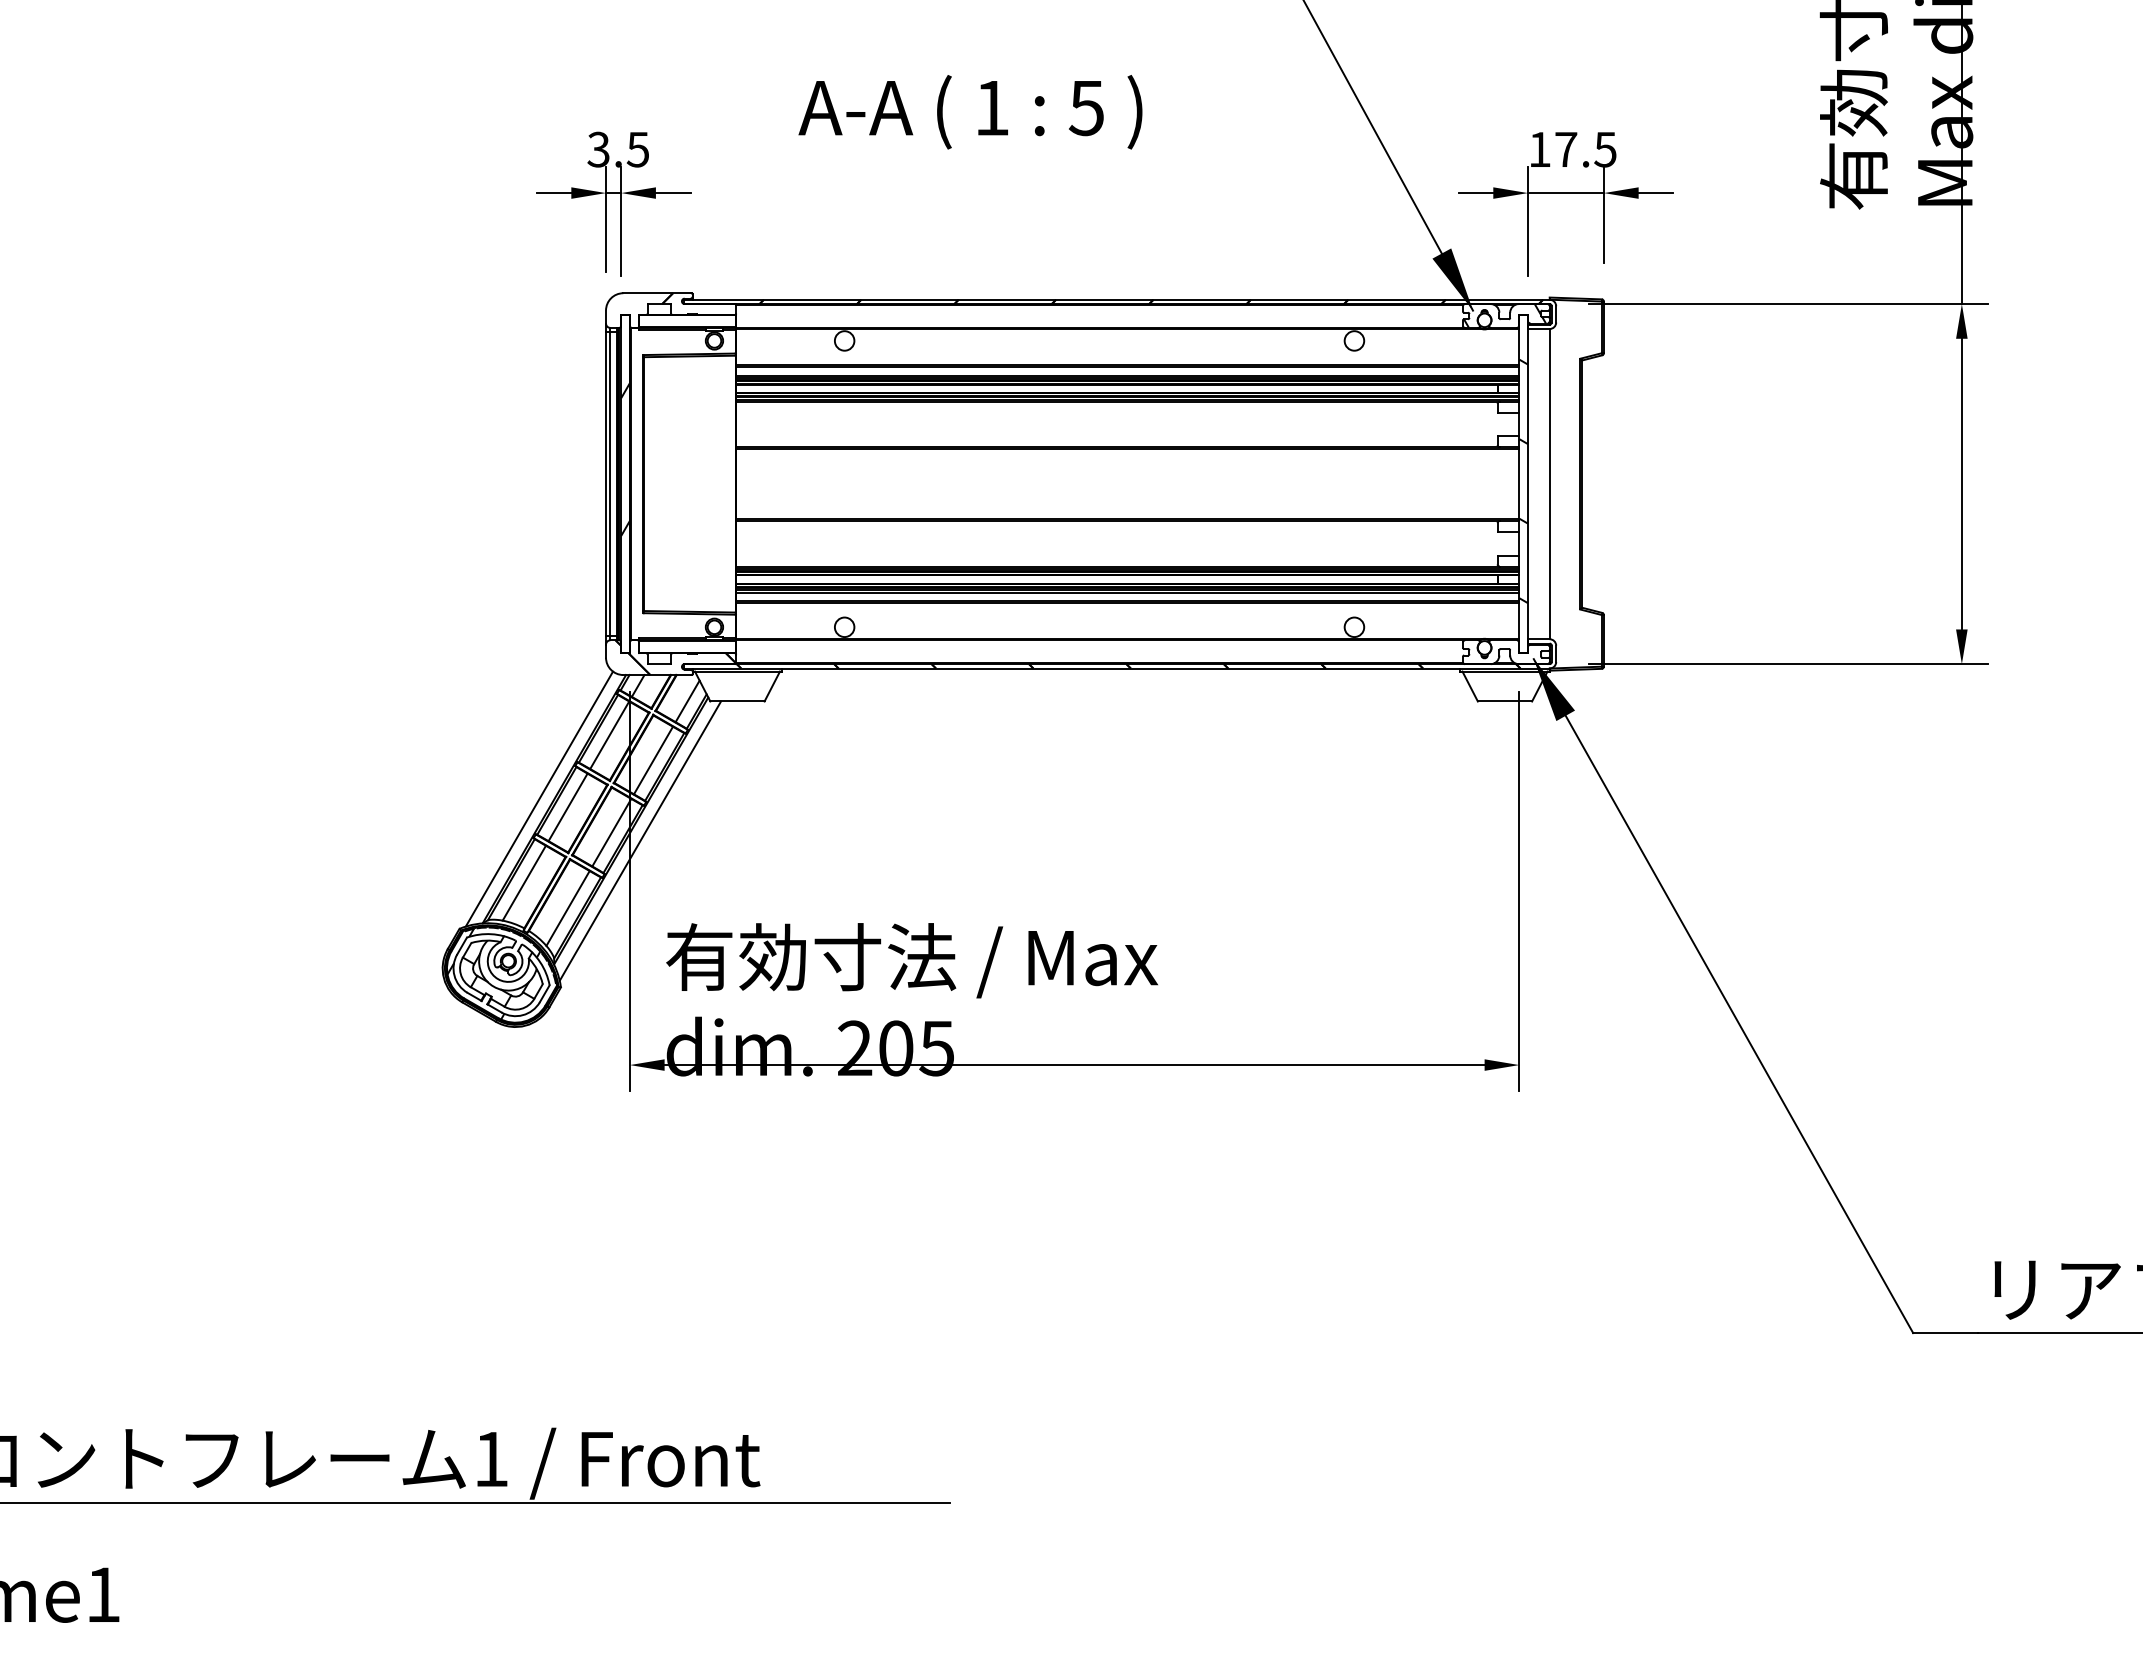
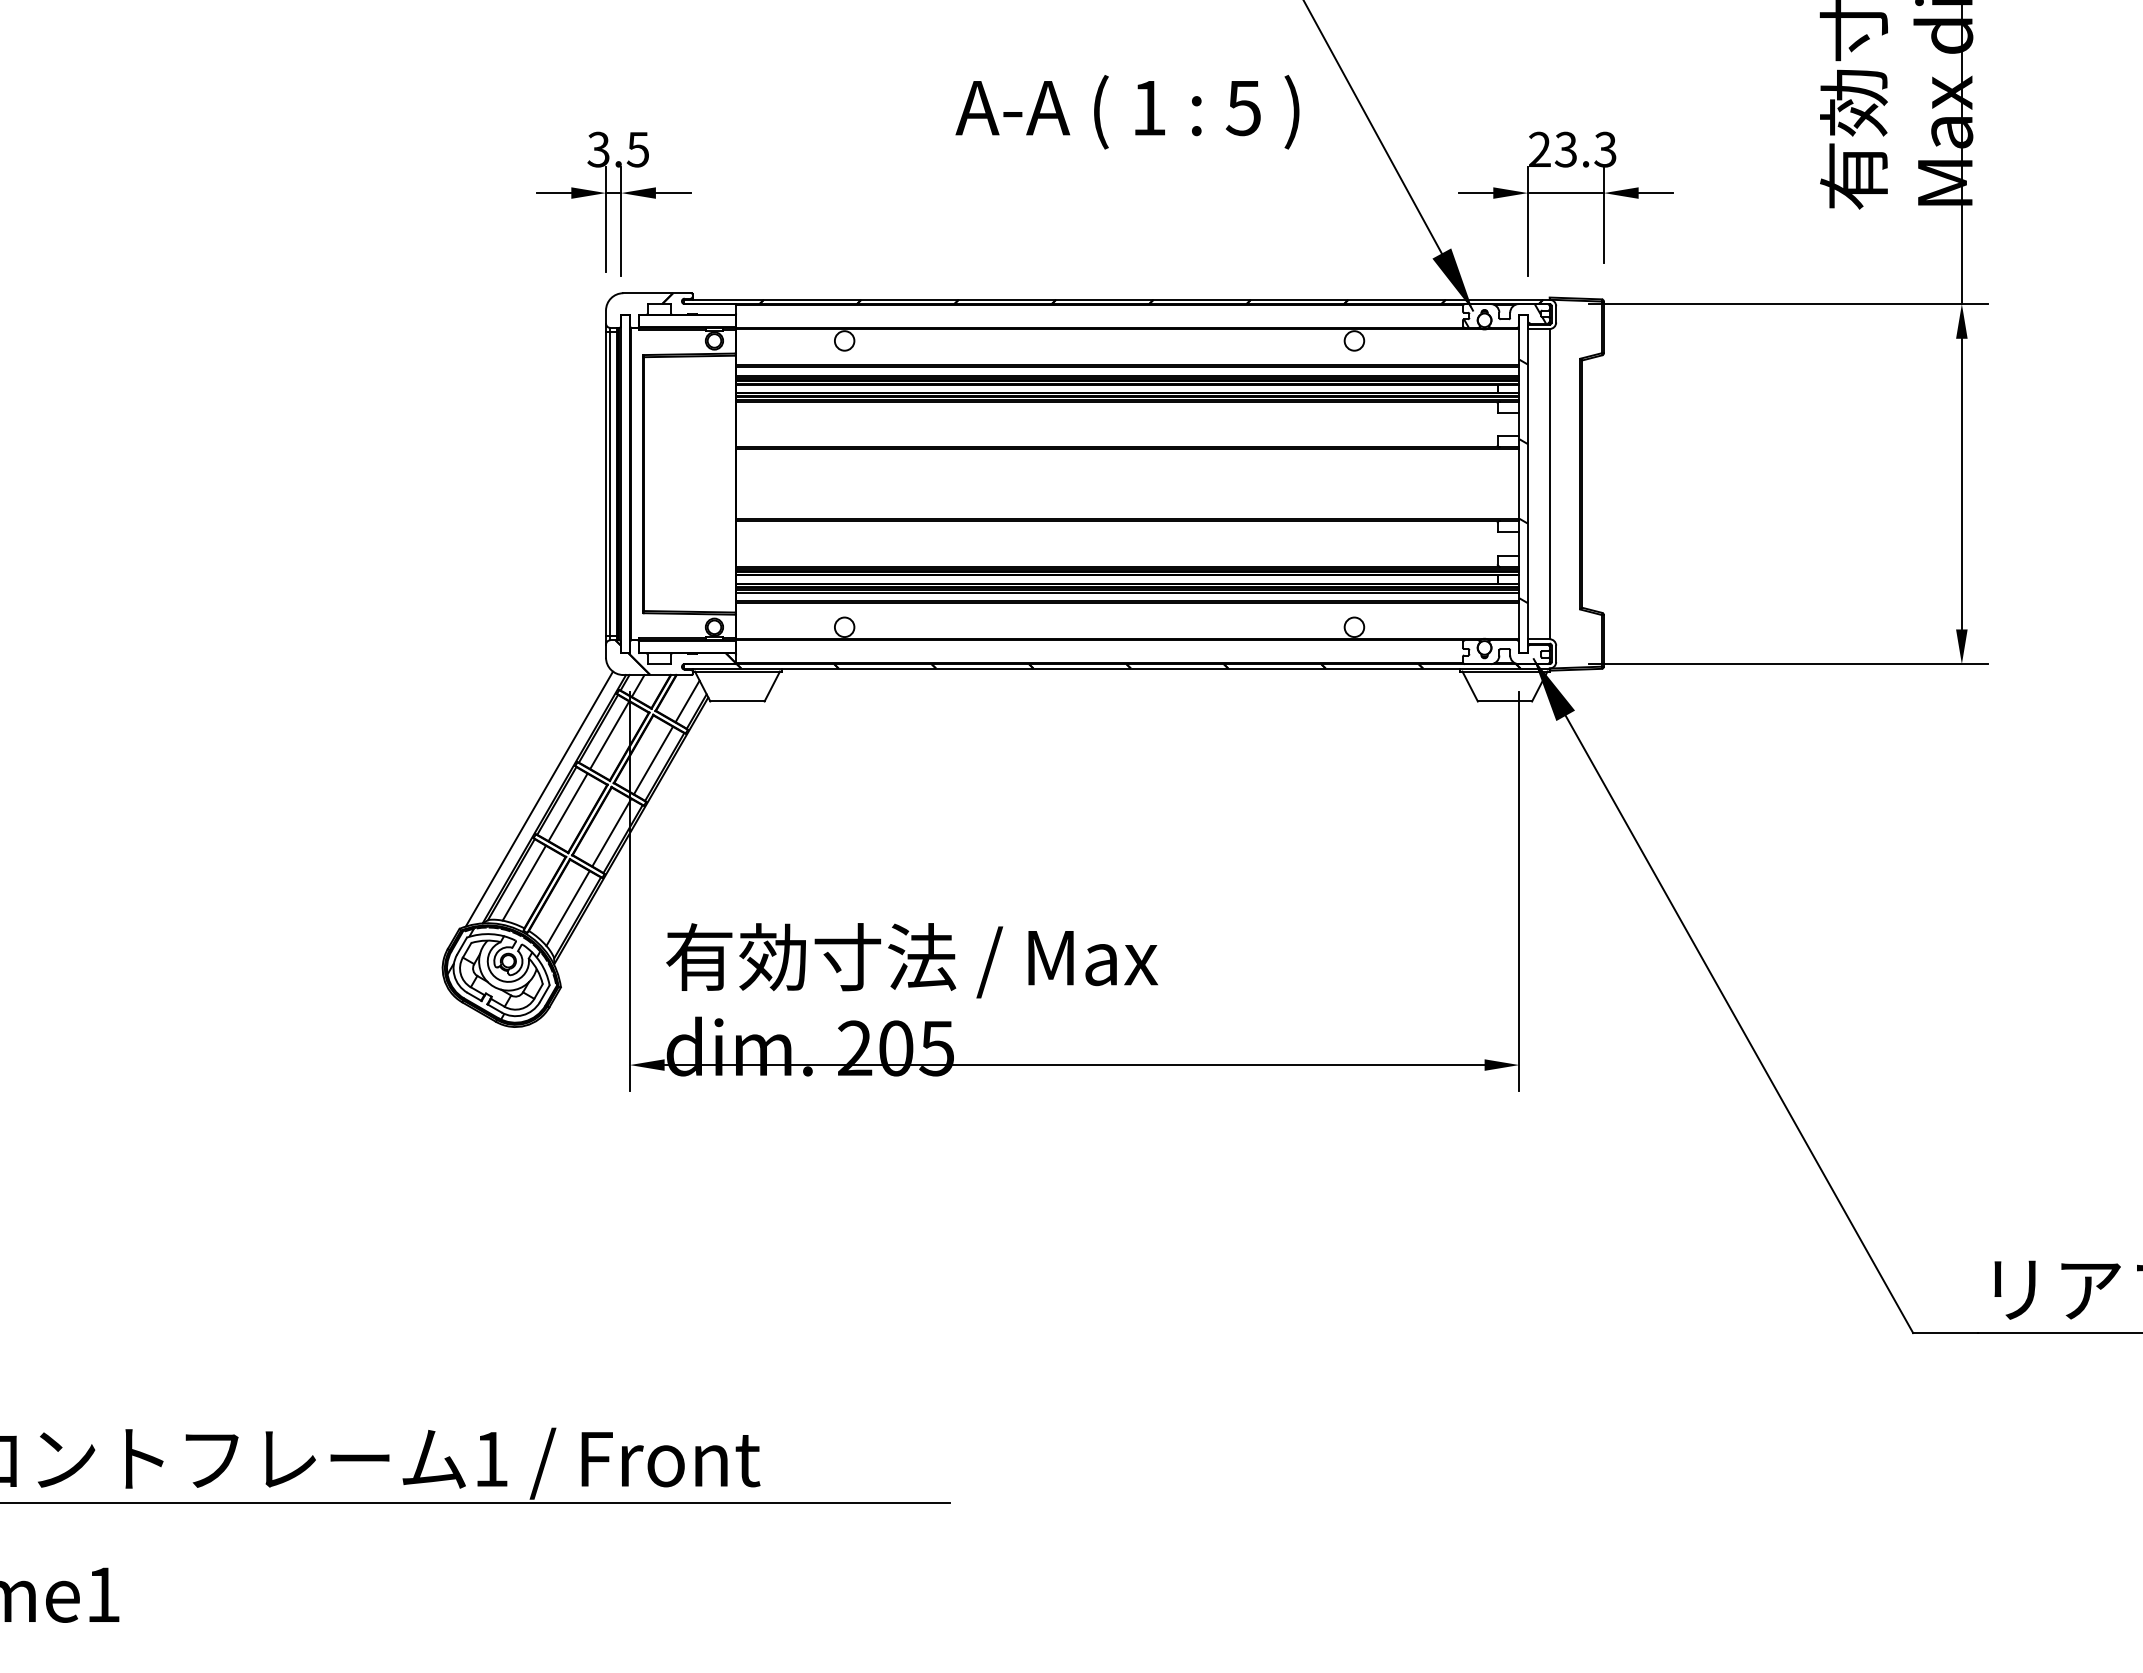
text position: (970, 112) -> (1127, 112) (1127, 112)
text: 17.5 -> 23.3 (1572, 149)
hatch: present -> none (625, 459)
line: present -> none (640, 840)
